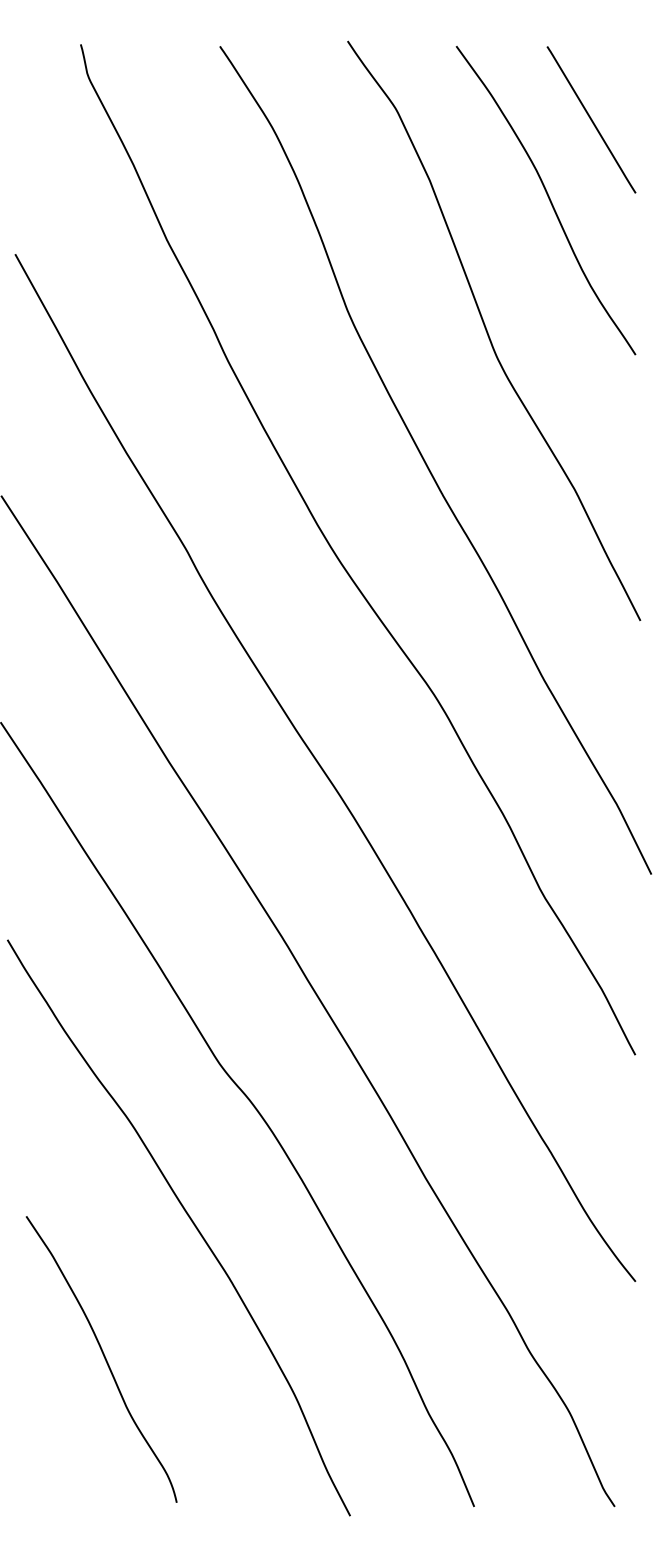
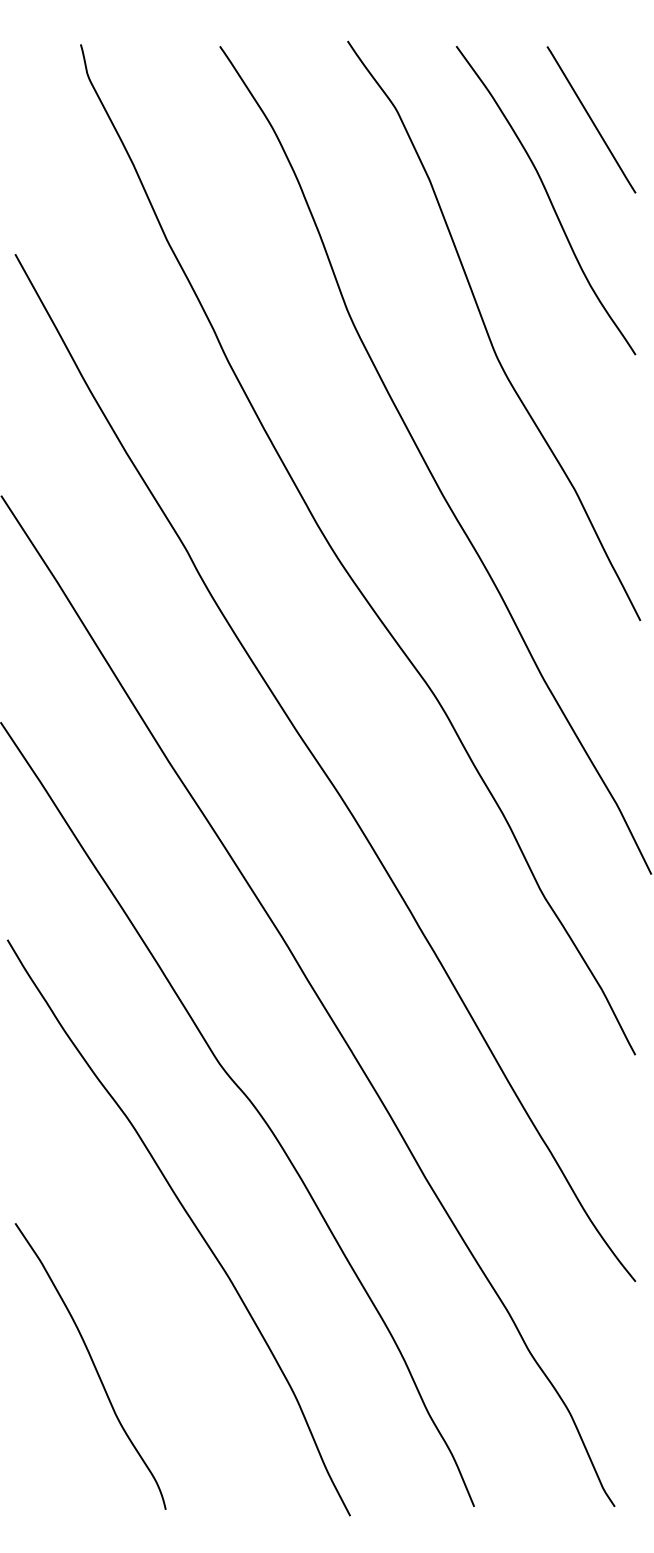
curve position: (104, 1359) -> (93, 1366) (93, 1366)
